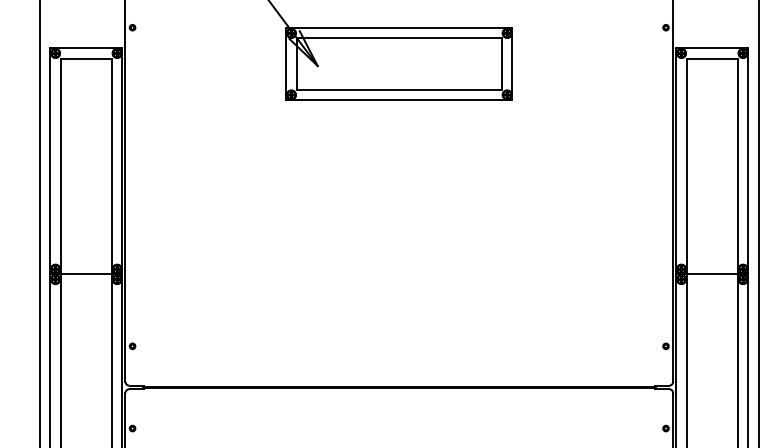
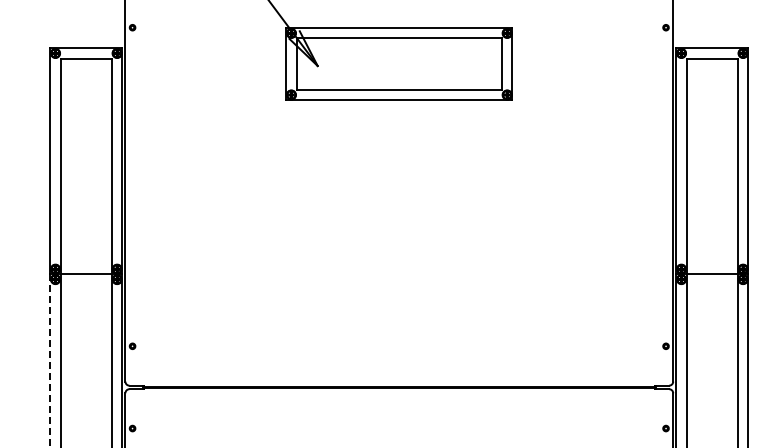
line: present -> none (40, 223)
line: present -> none (758, 223)
line: solid -> dashed (50, 361)
